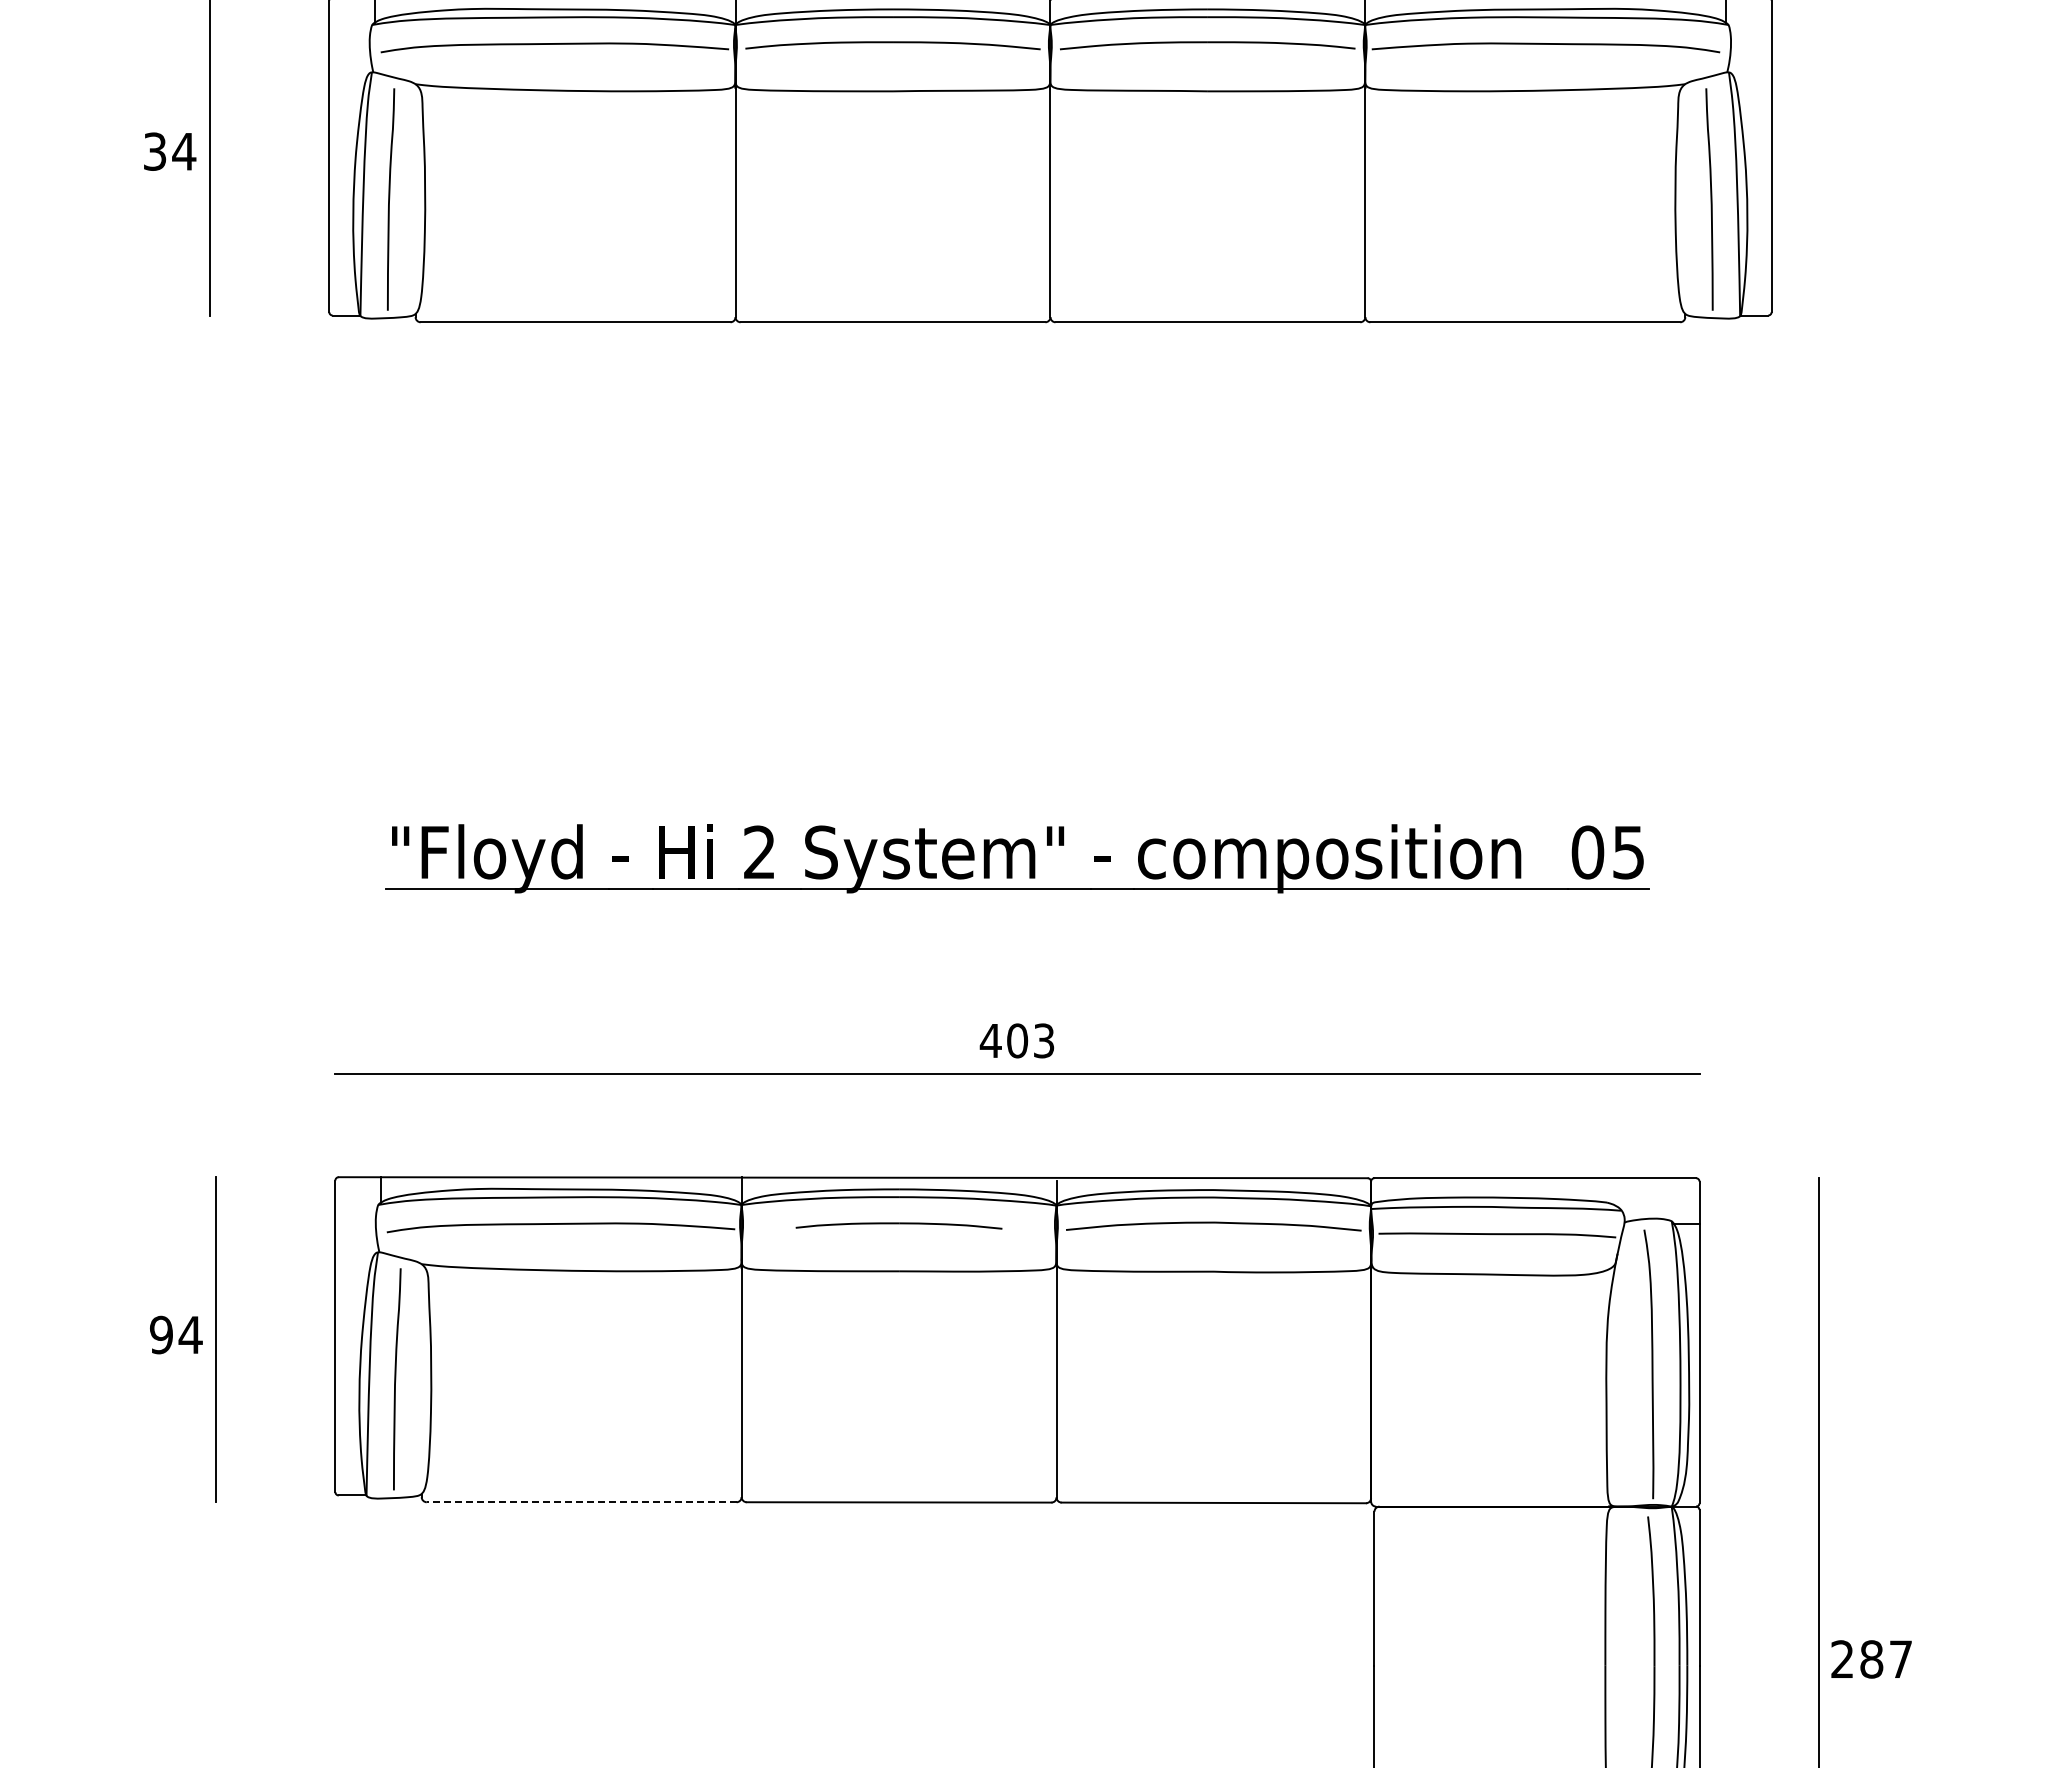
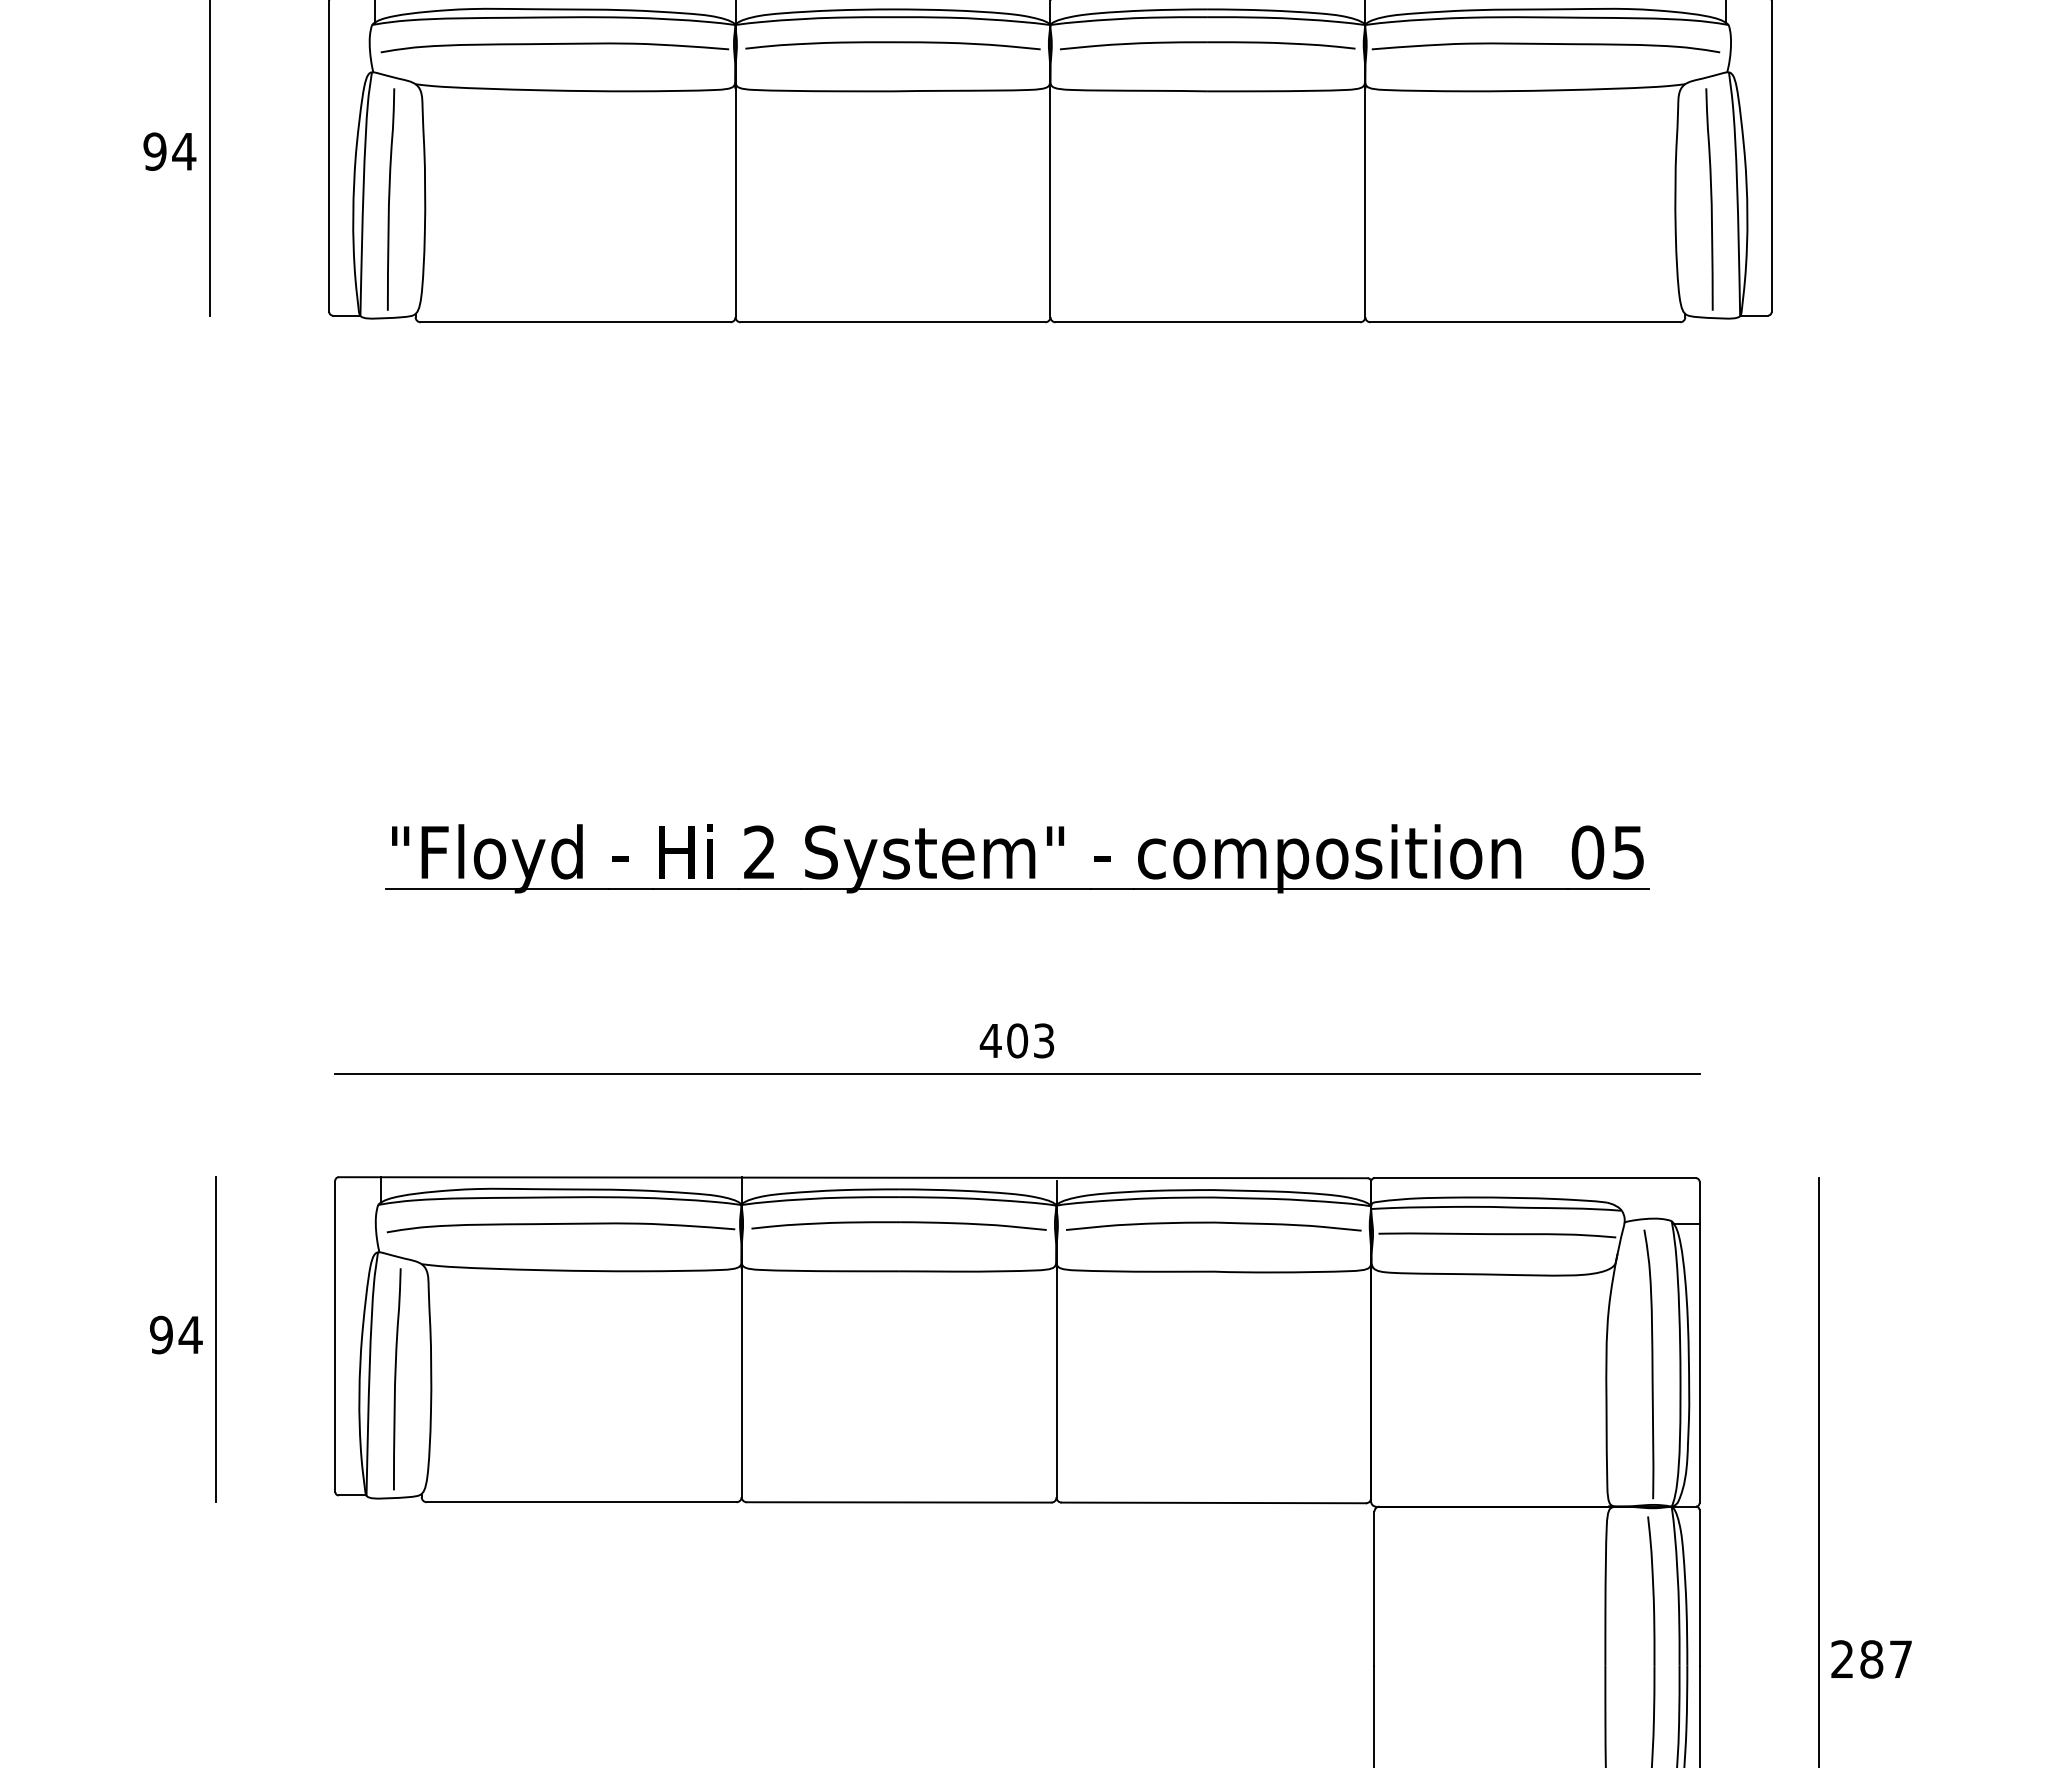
text: 34 -> 94 (154, 151)
part size: 208x8 px -> 296x10 px (898, 1225)
line: dashed -> solid (581, 1502)
